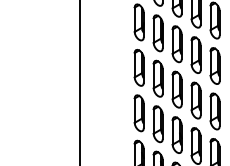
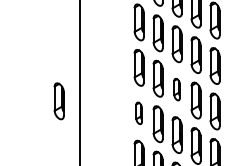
part size: 12x39 px -> 8x24 px (176, 89)
part: none -> present (58, 101)
part size: 12x39 px -> 8x25 px (138, 113)
